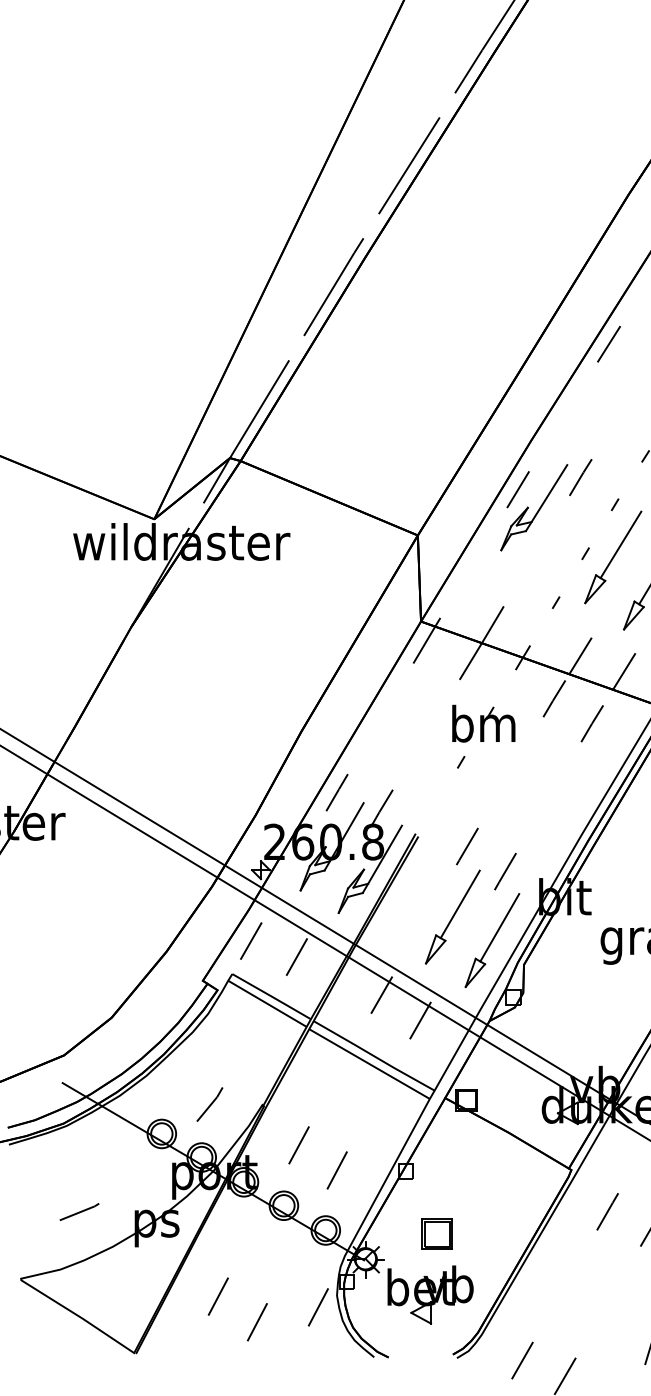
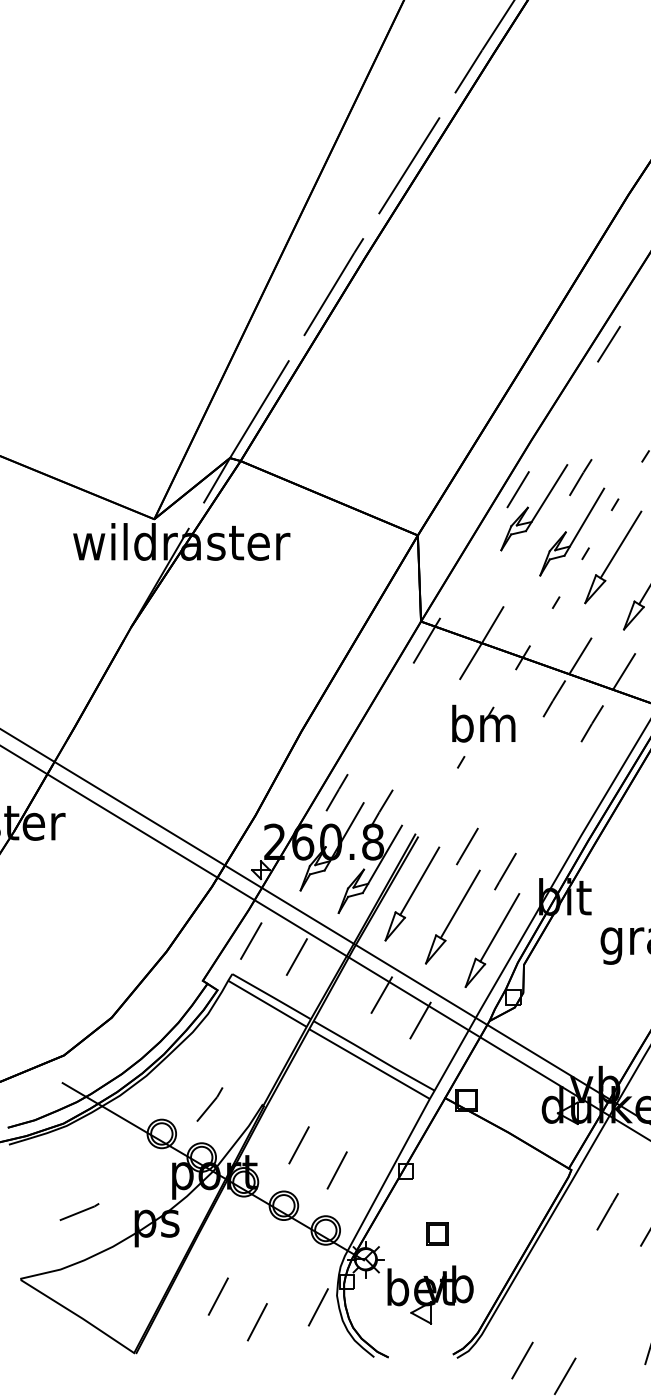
part: none -> present (572, 531)
part: none -> present (412, 893)
part size: 32x32 px -> 23x24 px (437, 1233)
